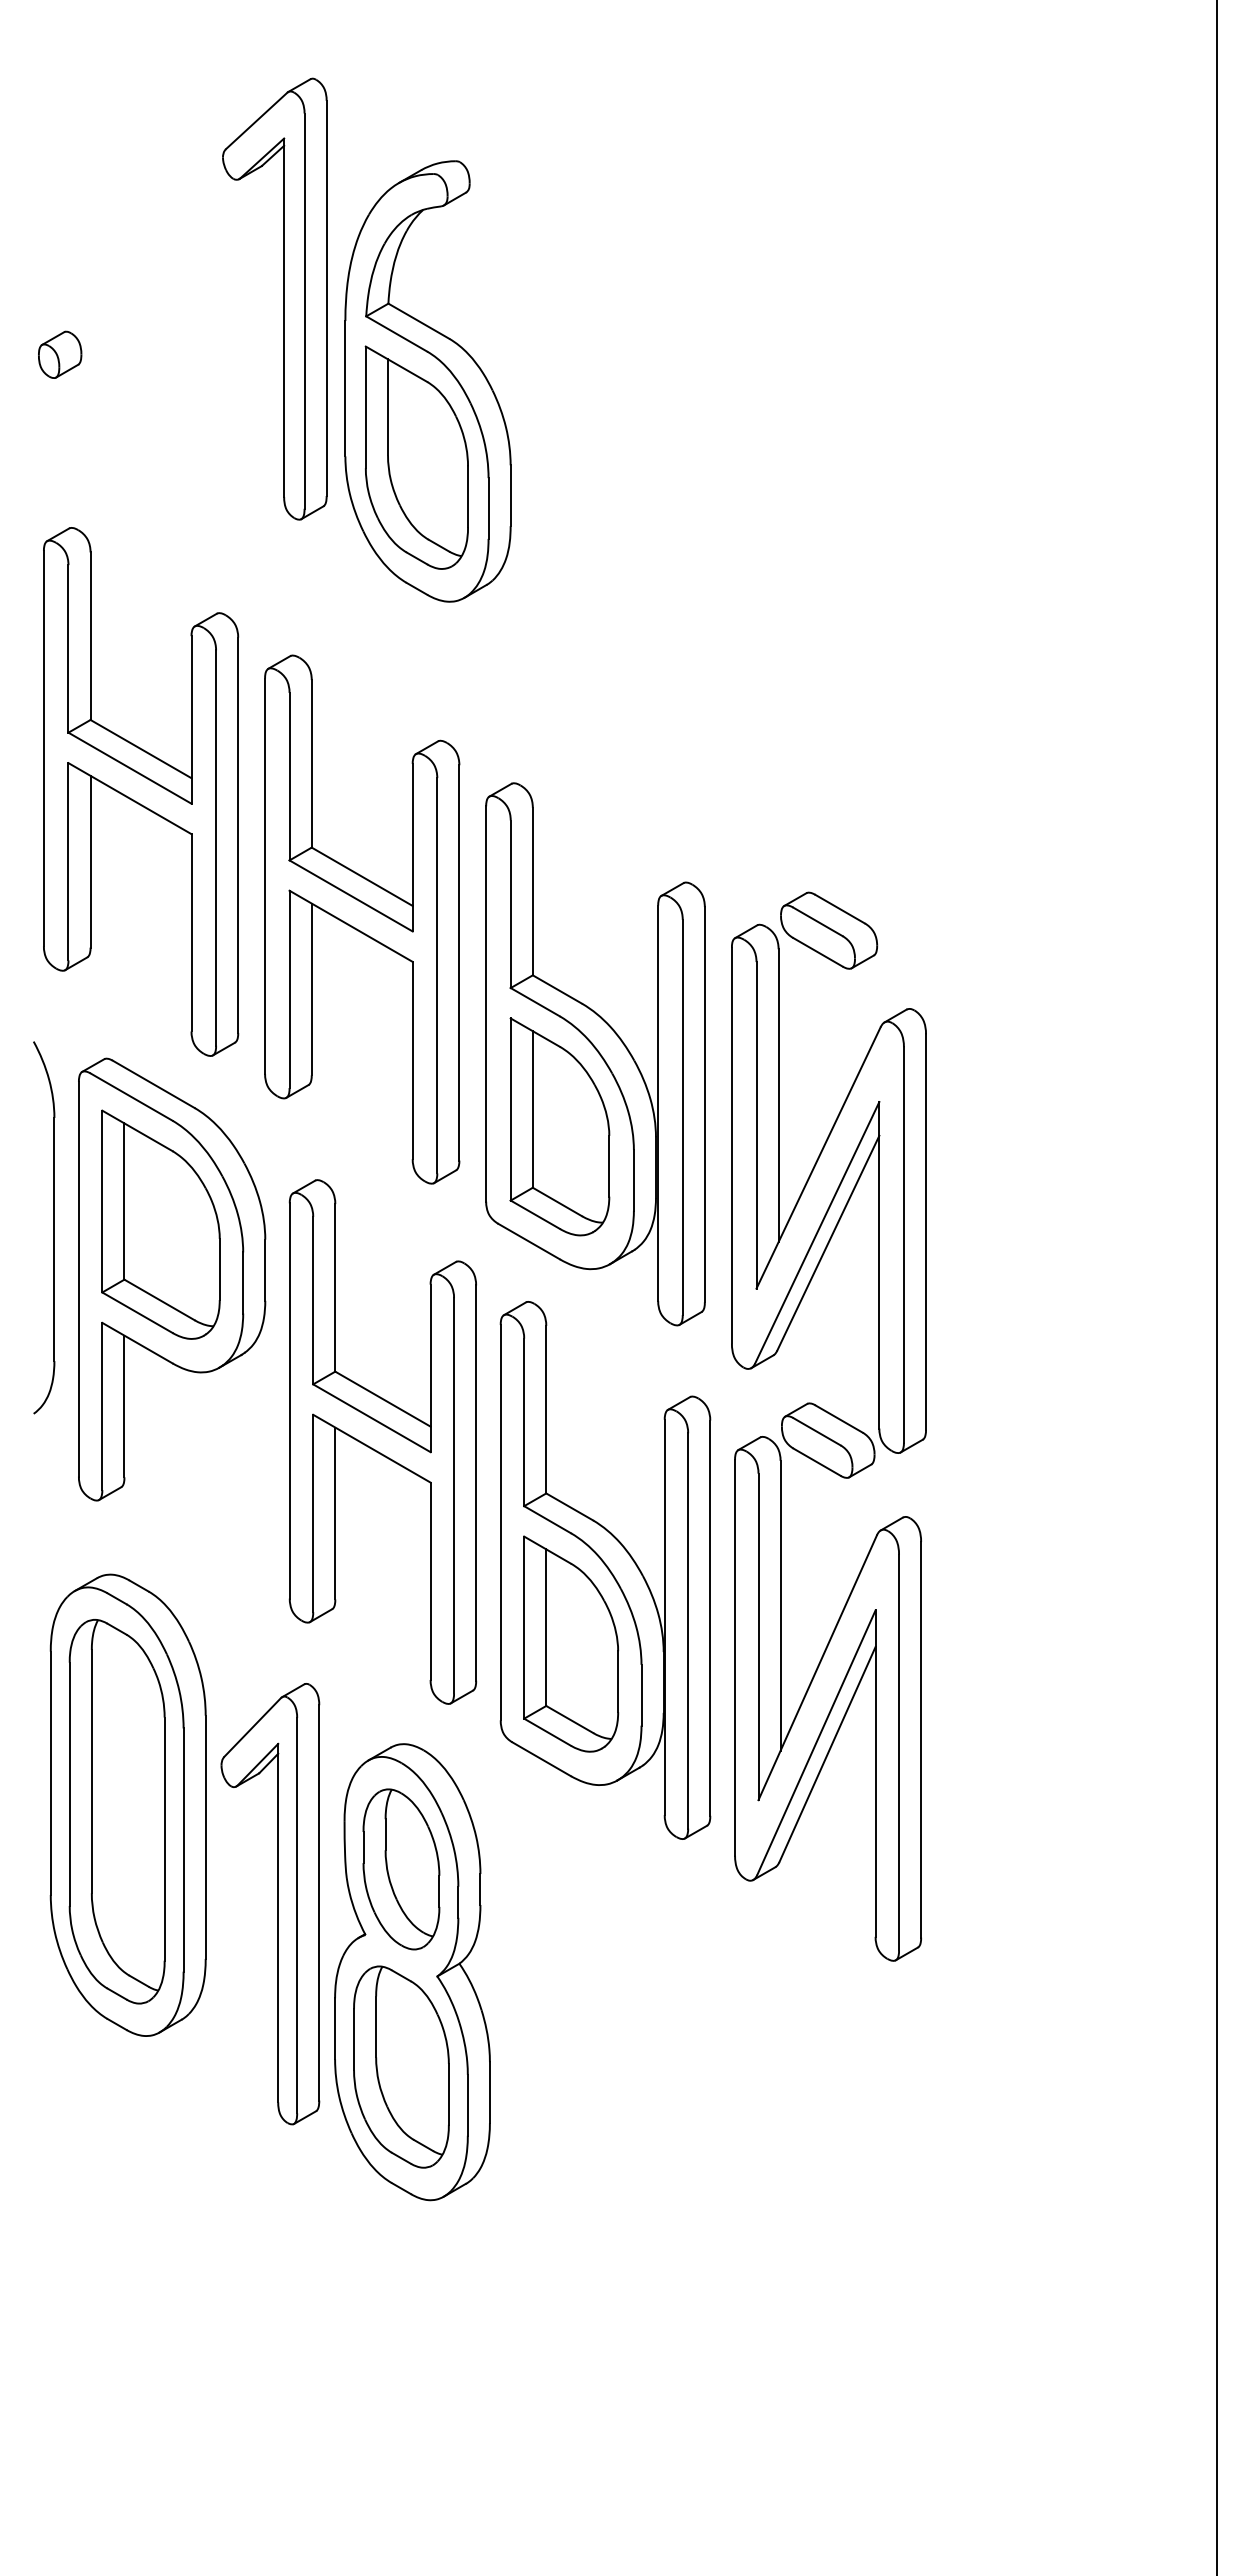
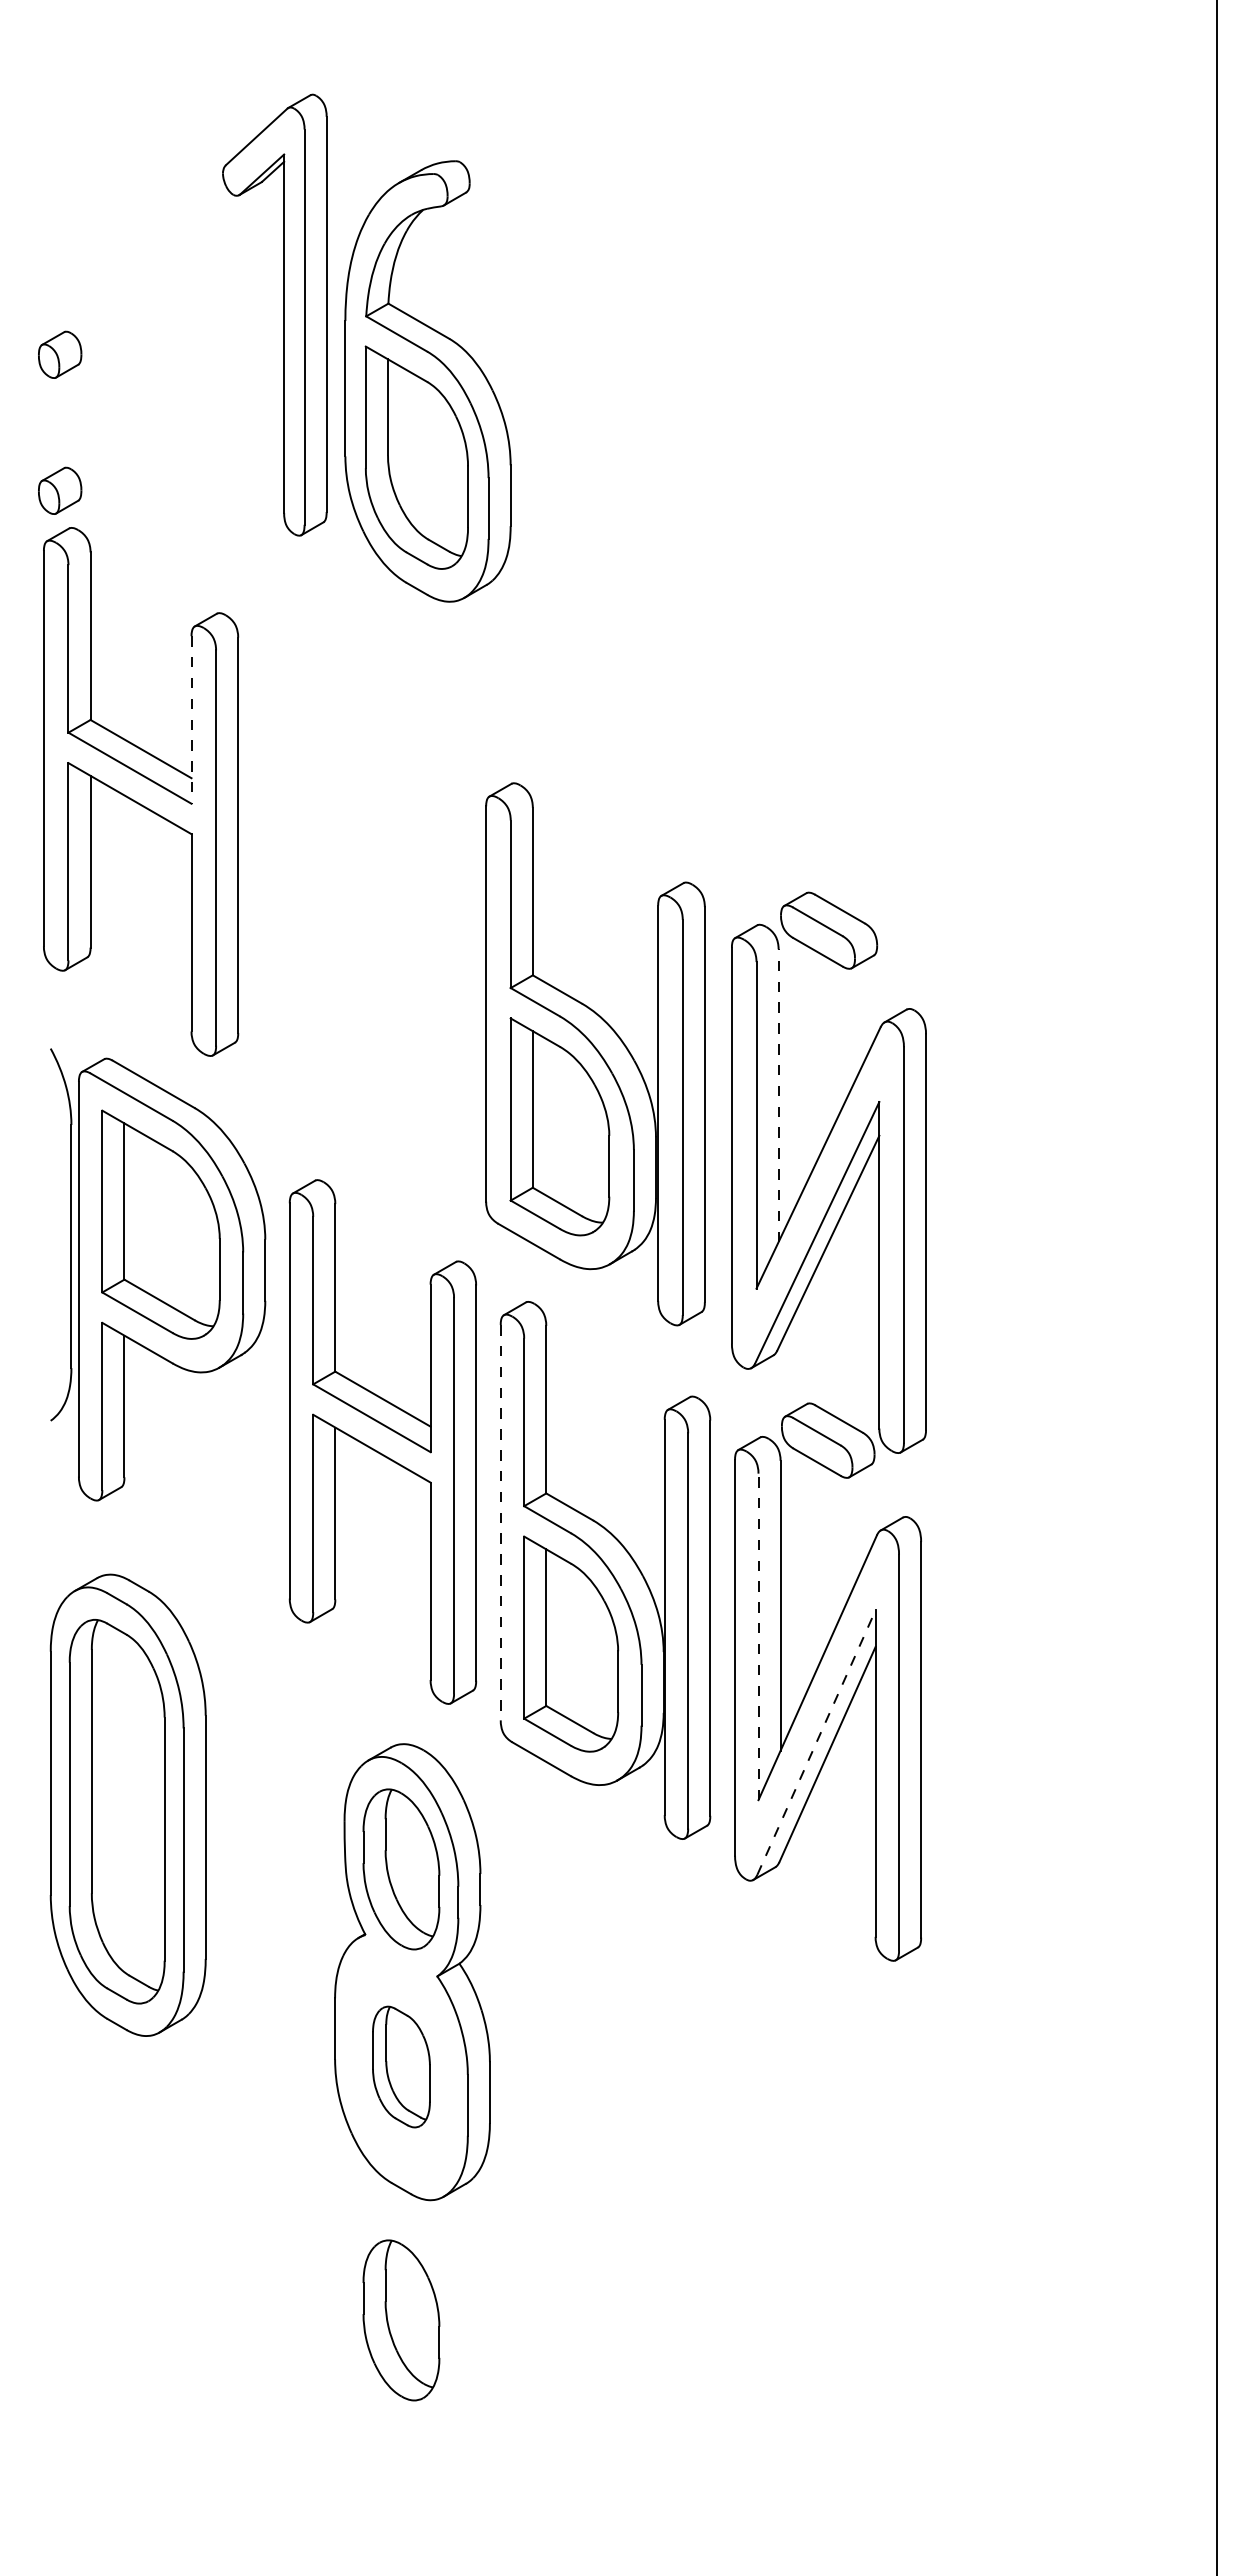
part position: (283, 298) -> (283, 314) (283, 314)
part: none -> present (60, 490)
line: solid -> dashed (191, 719)
part: present -> none (362, 919)
line: solid -> dashed (778, 1095)
part position: (53, 1227) -> (70, 1234) (70, 1234)
line: solid -> dashed (500, 1522)
line: solid -> dashed (758, 1636)
line: solid -> dashed (816, 1742)
part: present -> none (277, 1904)
part size: 97x204 px -> 59x124 px (401, 2066)
part: none -> present (401, 2320)
